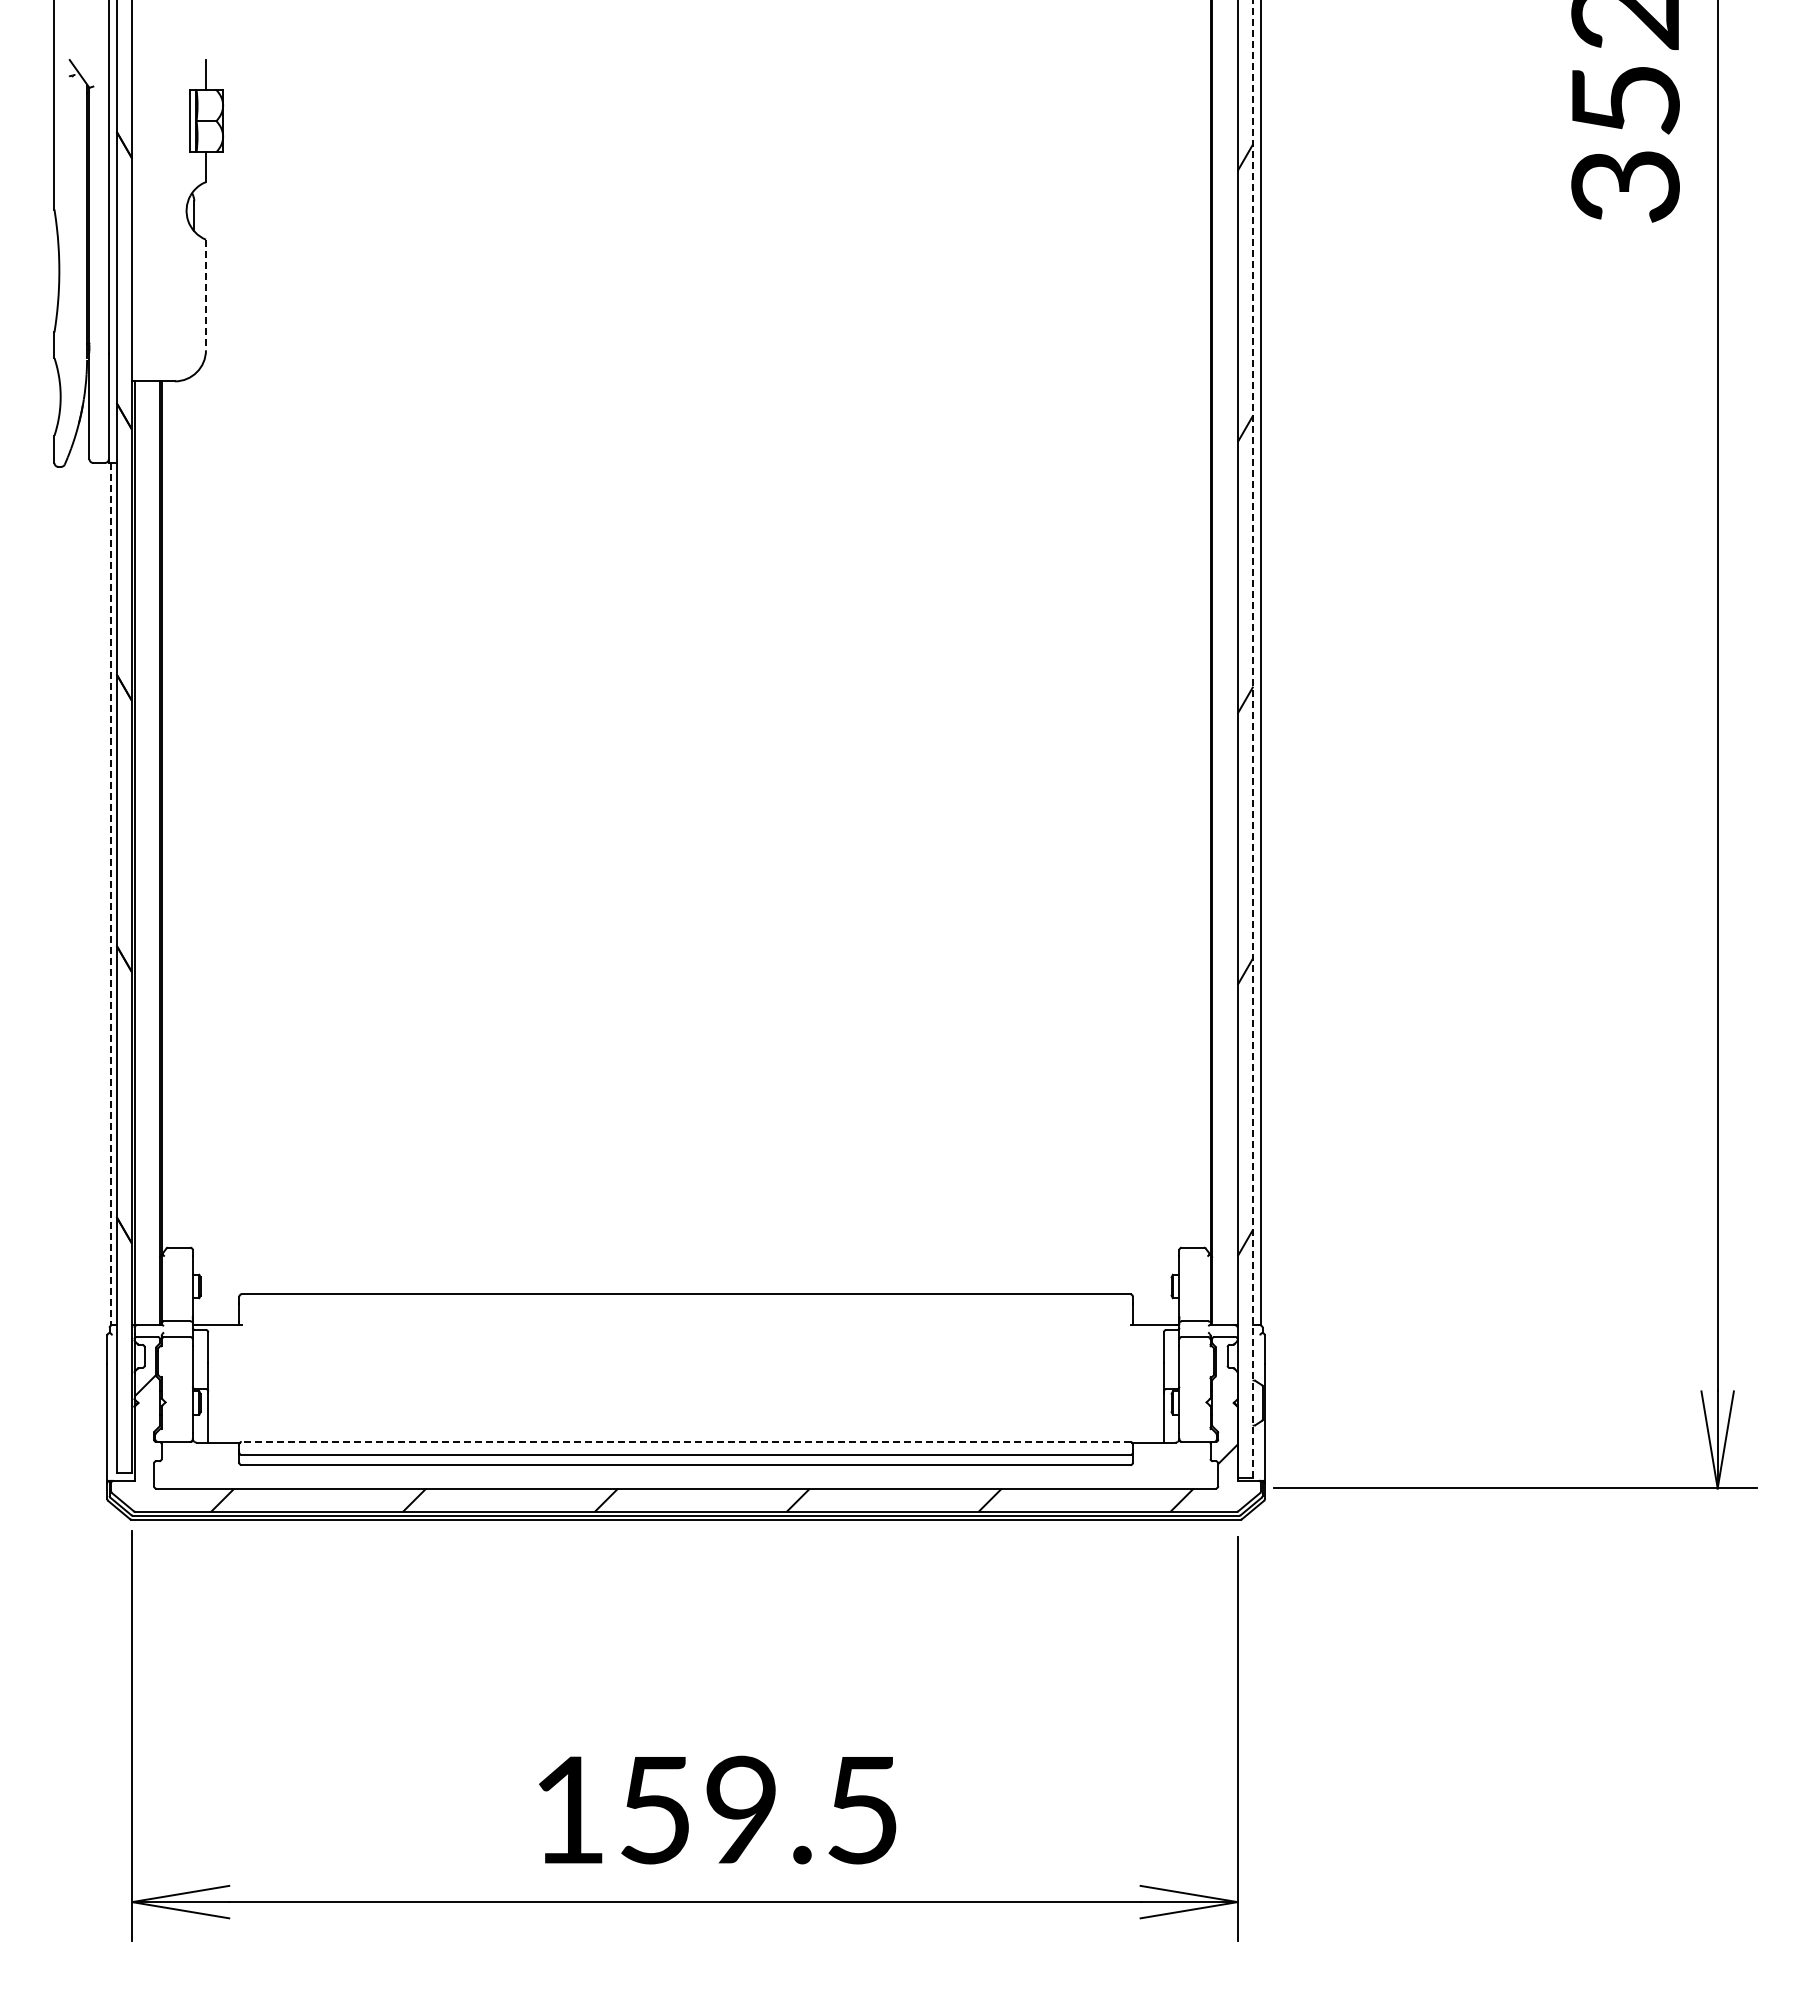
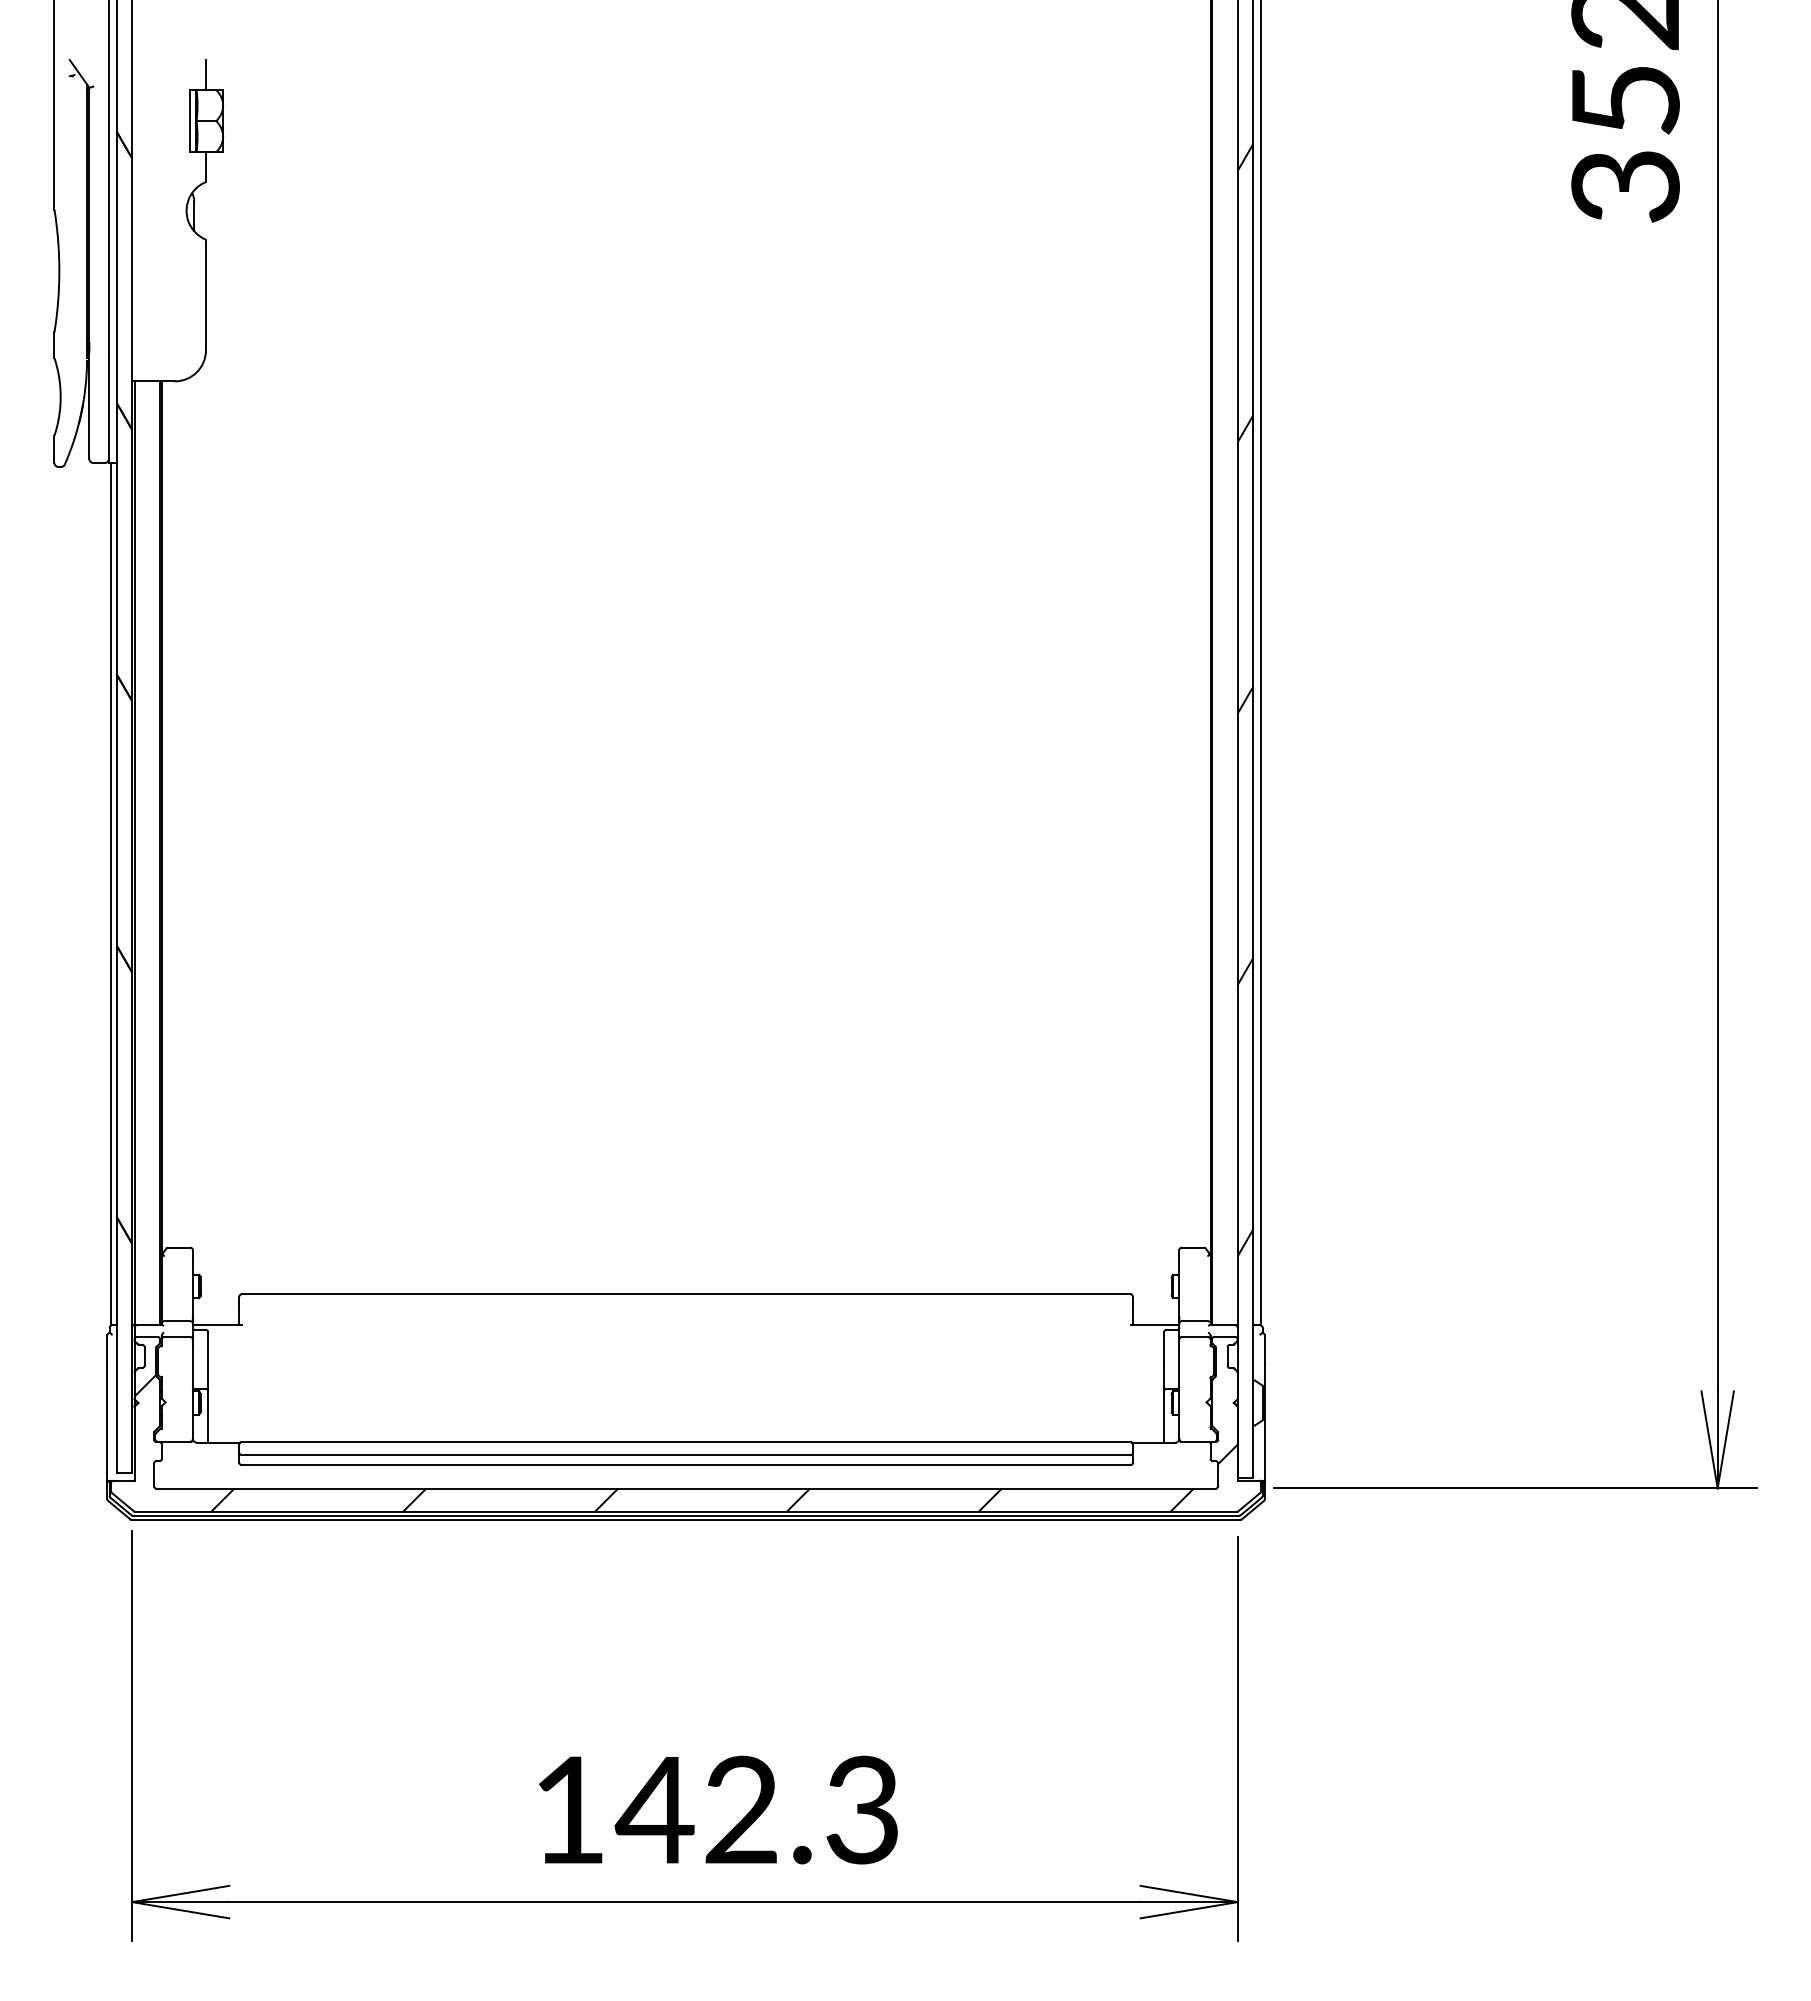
line: dashed -> solid (205, 295)
line: dashed -> solid (1253, 739)
line: dashed -> solid (111, 894)
line: dashed -> solid (685, 1441)
text: 159.5 -> 142.3 (755, 1809)
